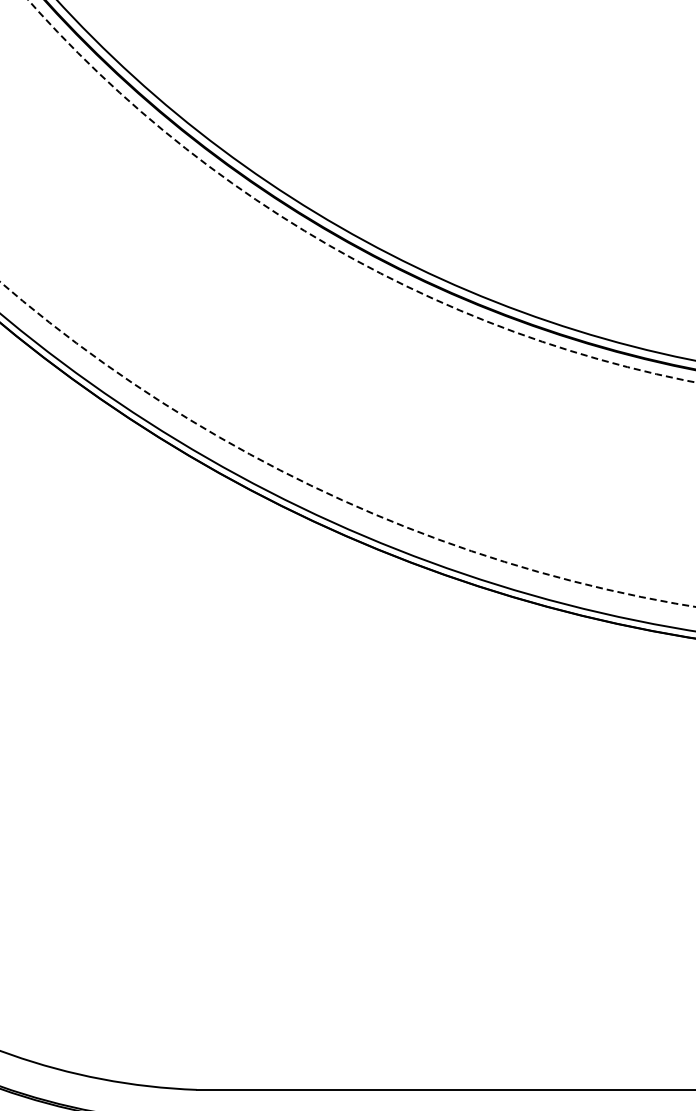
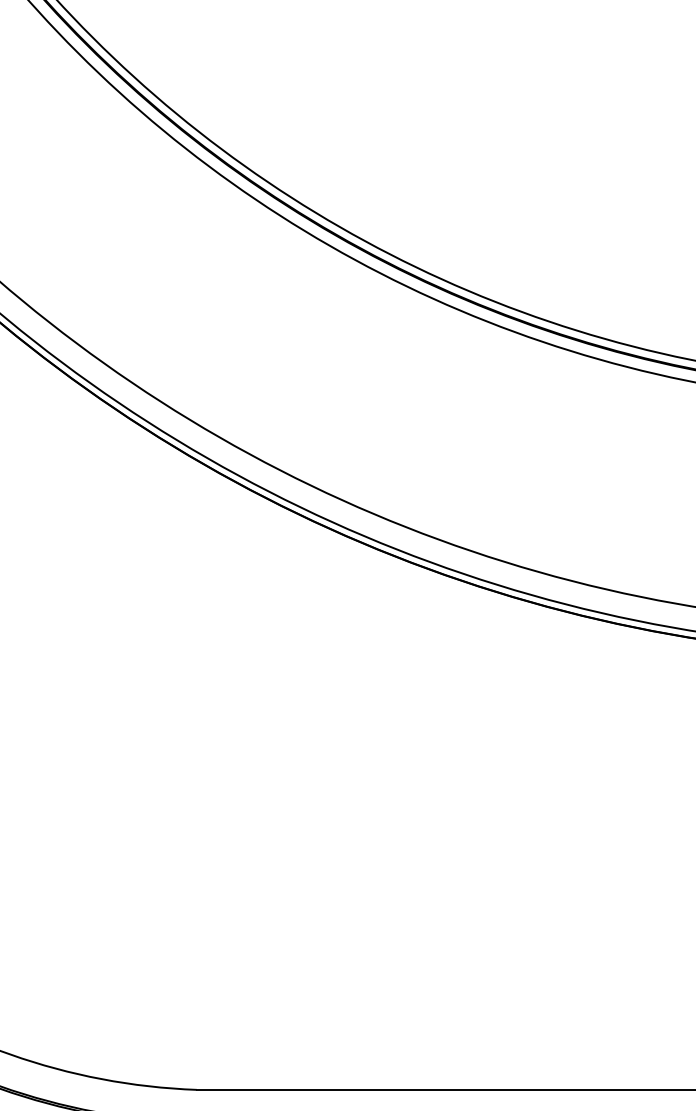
circle: dashed -> solid (361, 191)
circle: dashed -> solid (347, 444)
